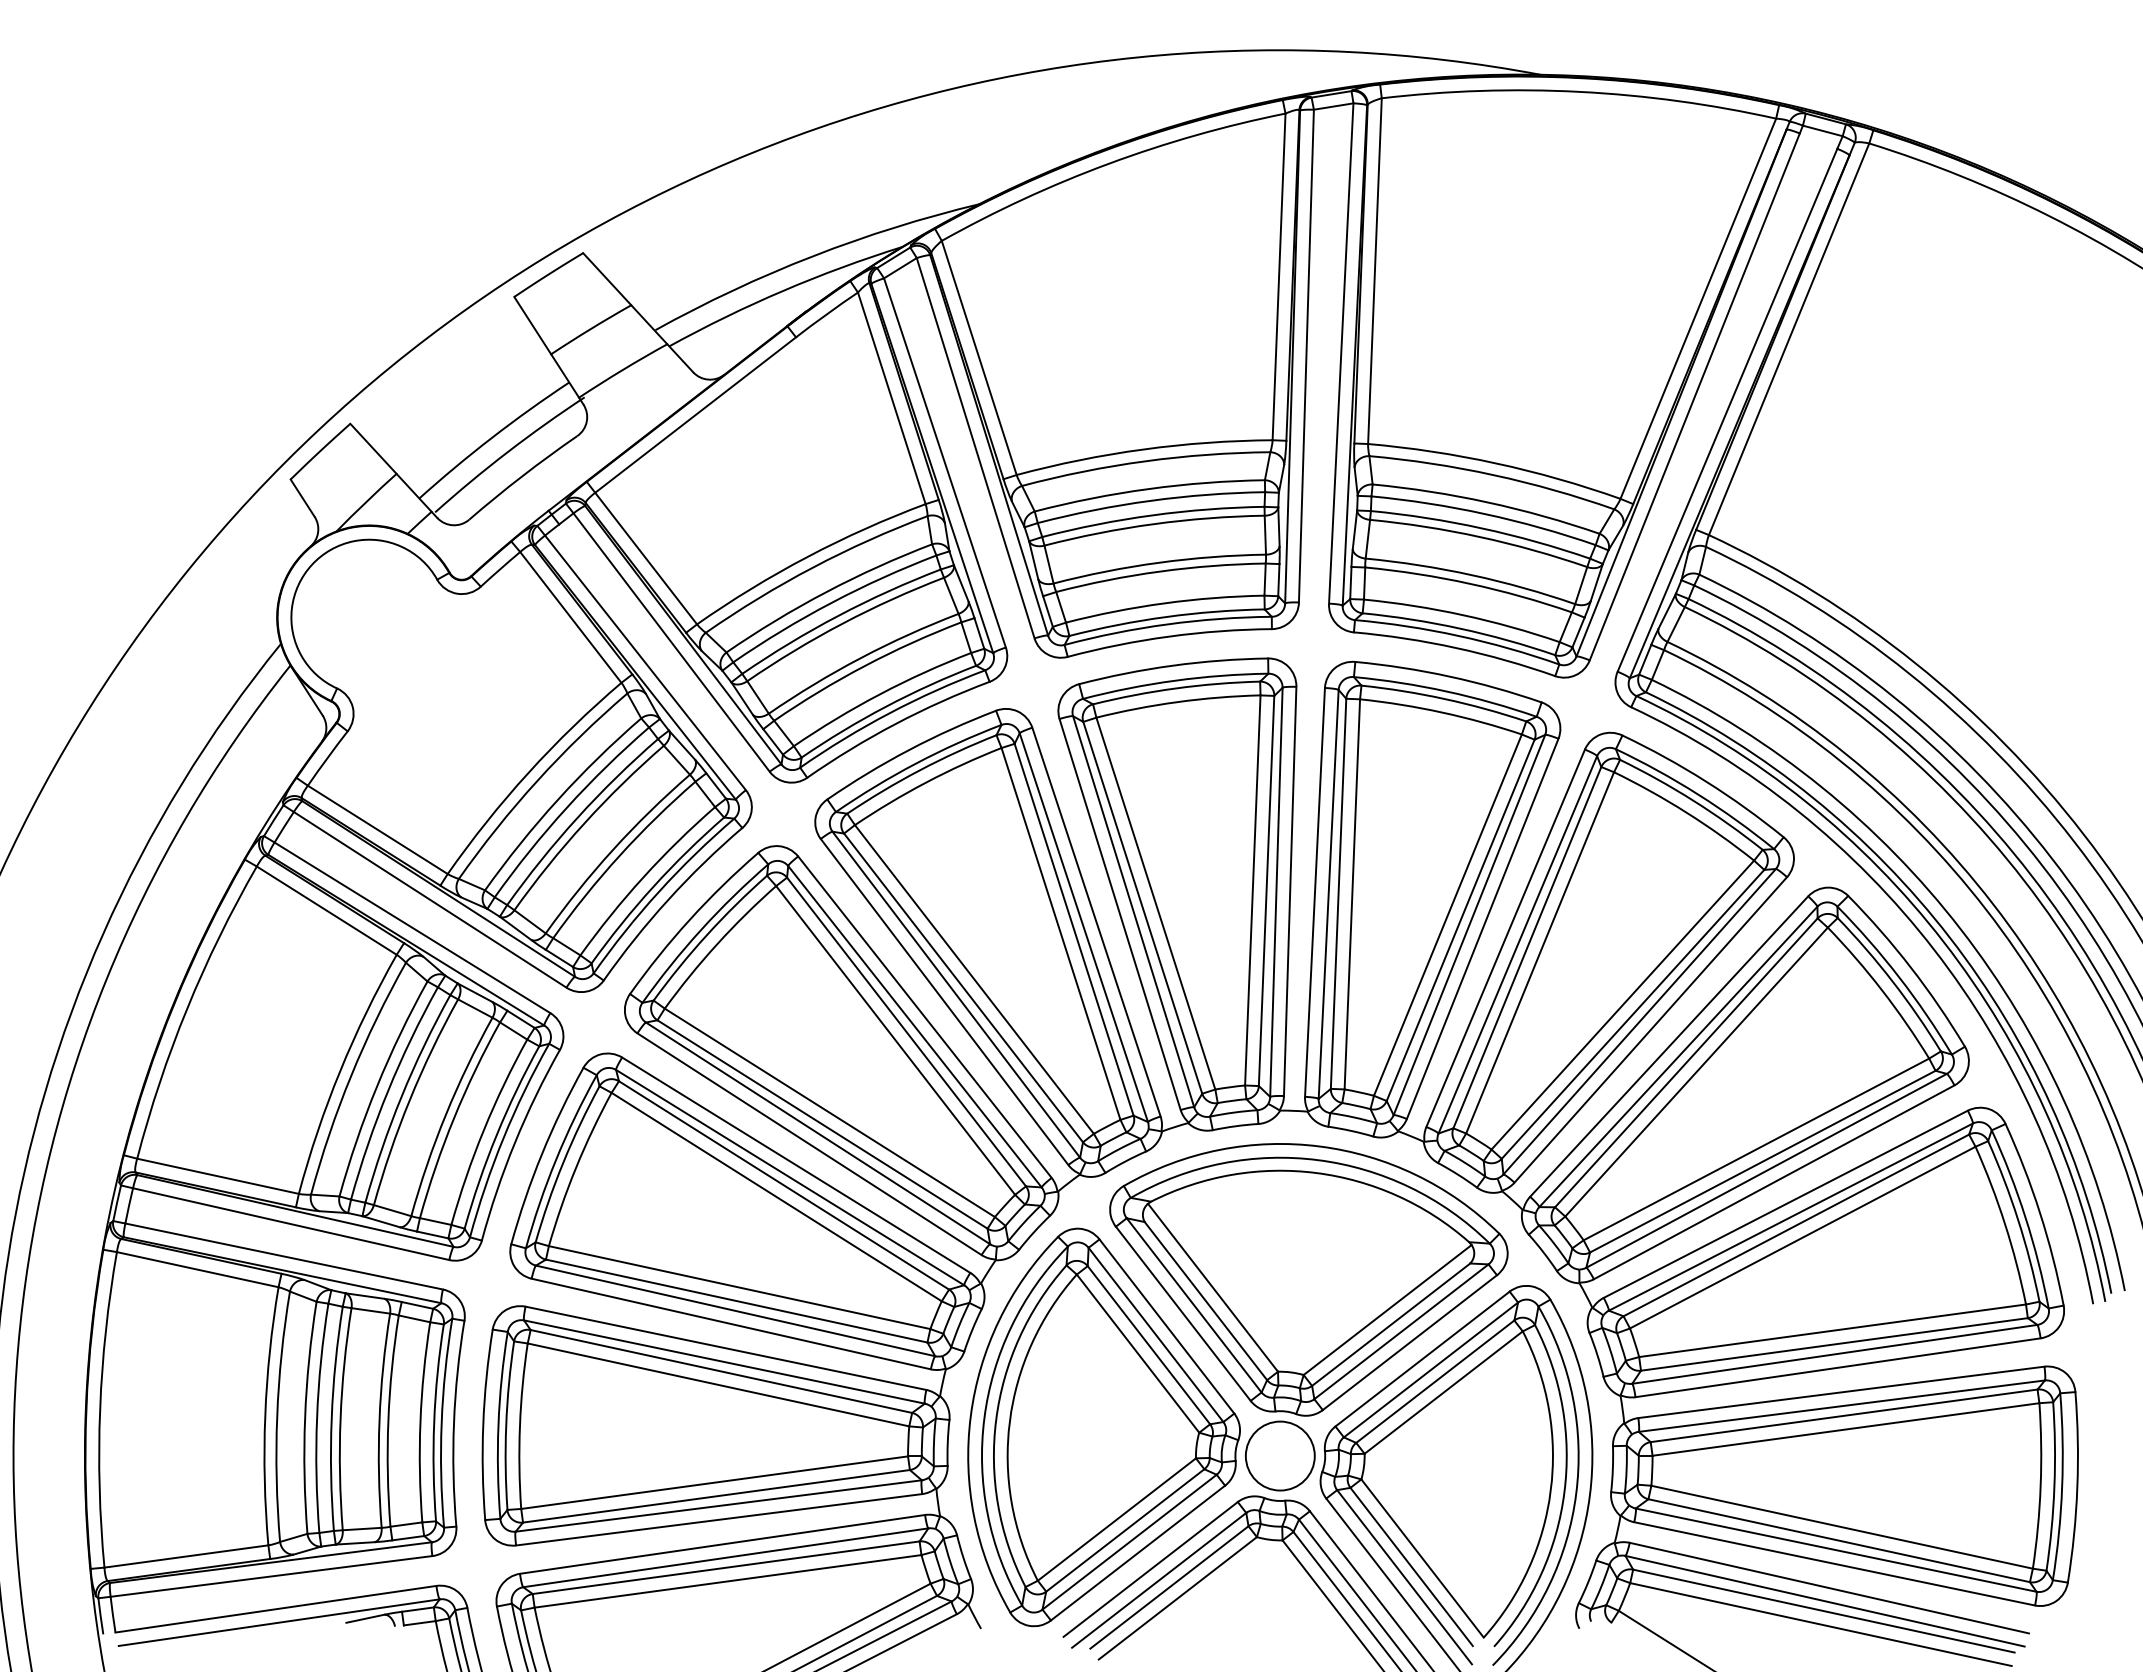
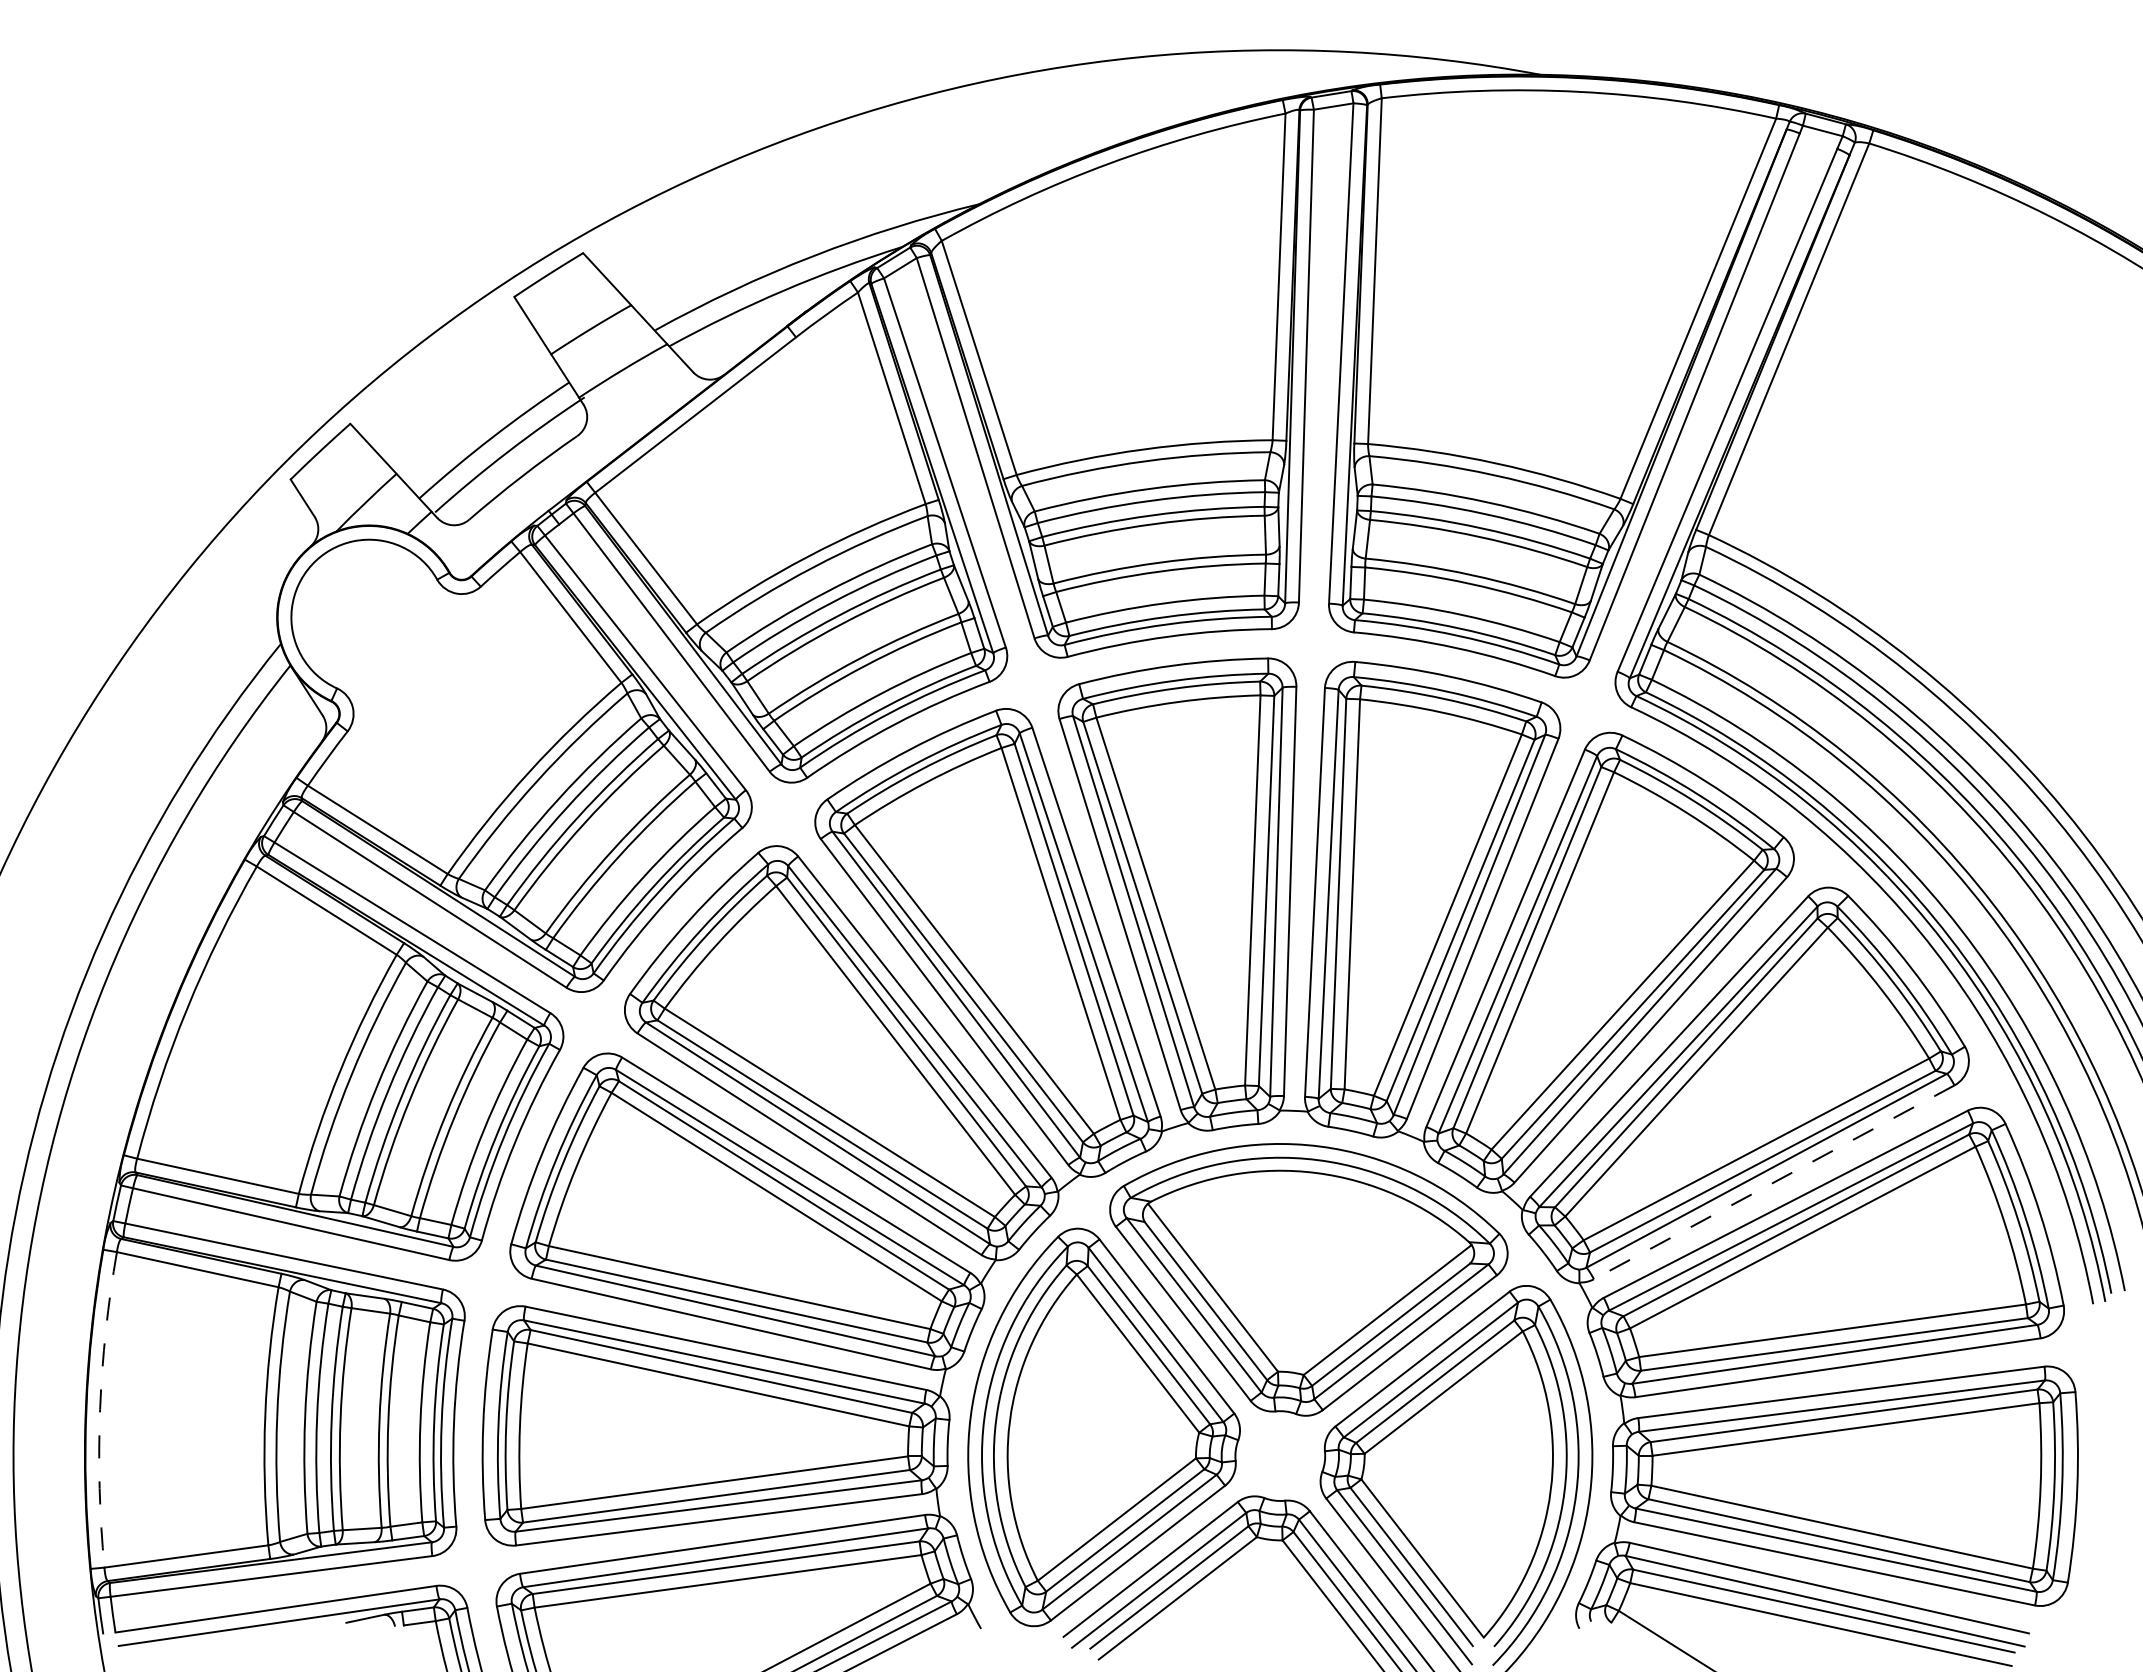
line: solid -> dashed (1774, 1182)
arc: solid -> dashed (100, 1409)
circle: present -> none (1280, 1455)
